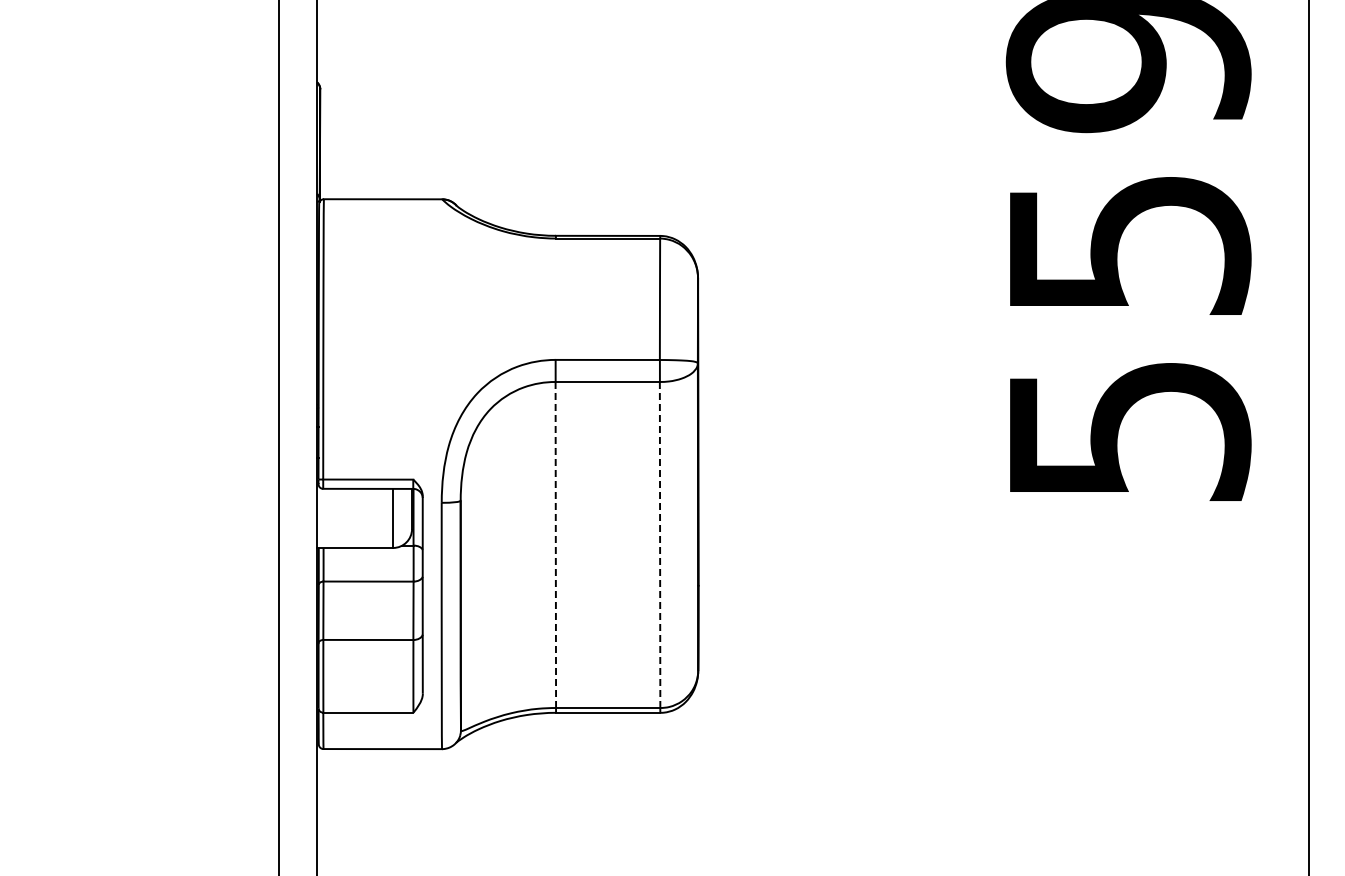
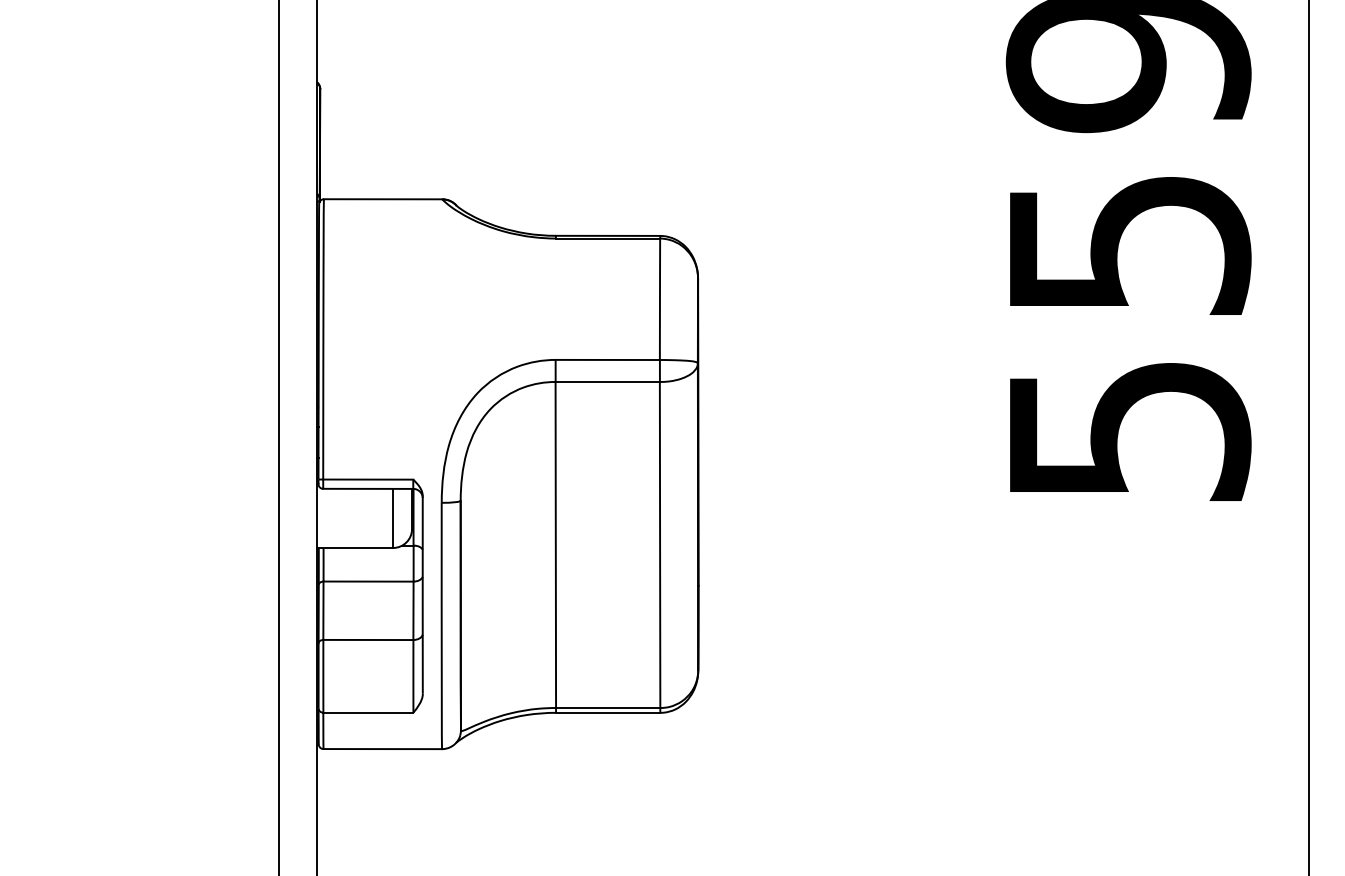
line: dashed -> solid (555, 545)
line: dashed -> solid (660, 545)
